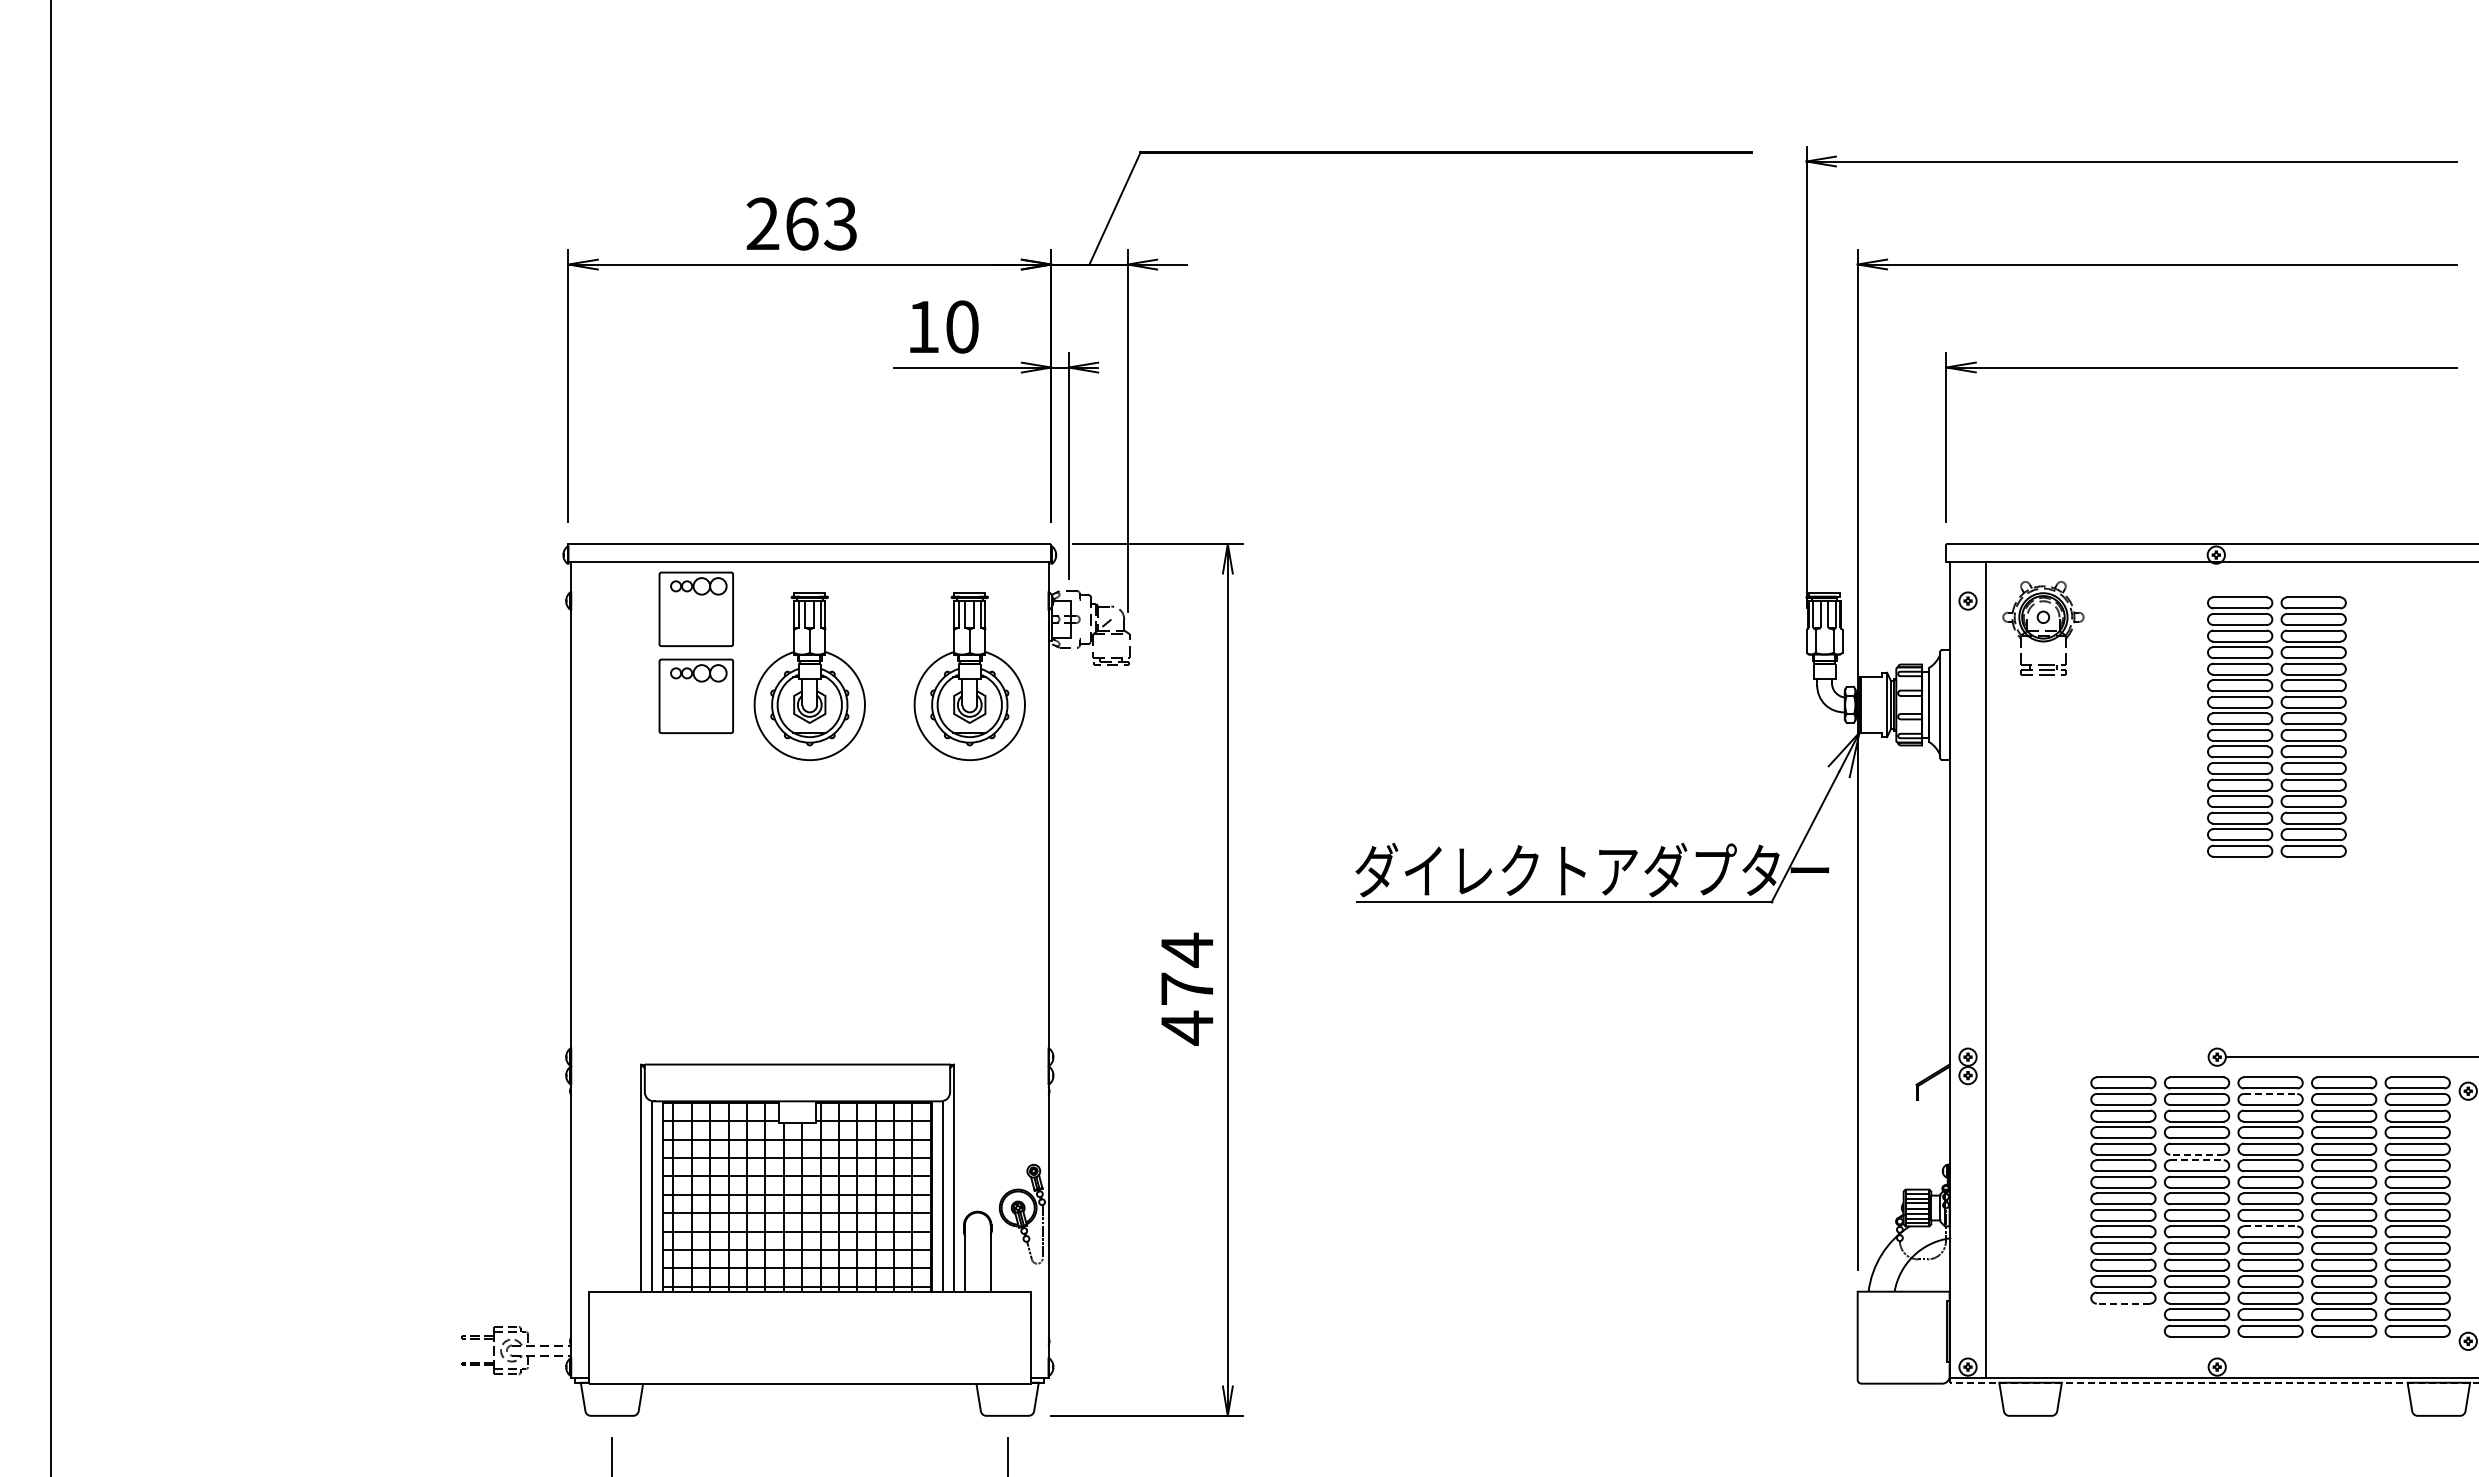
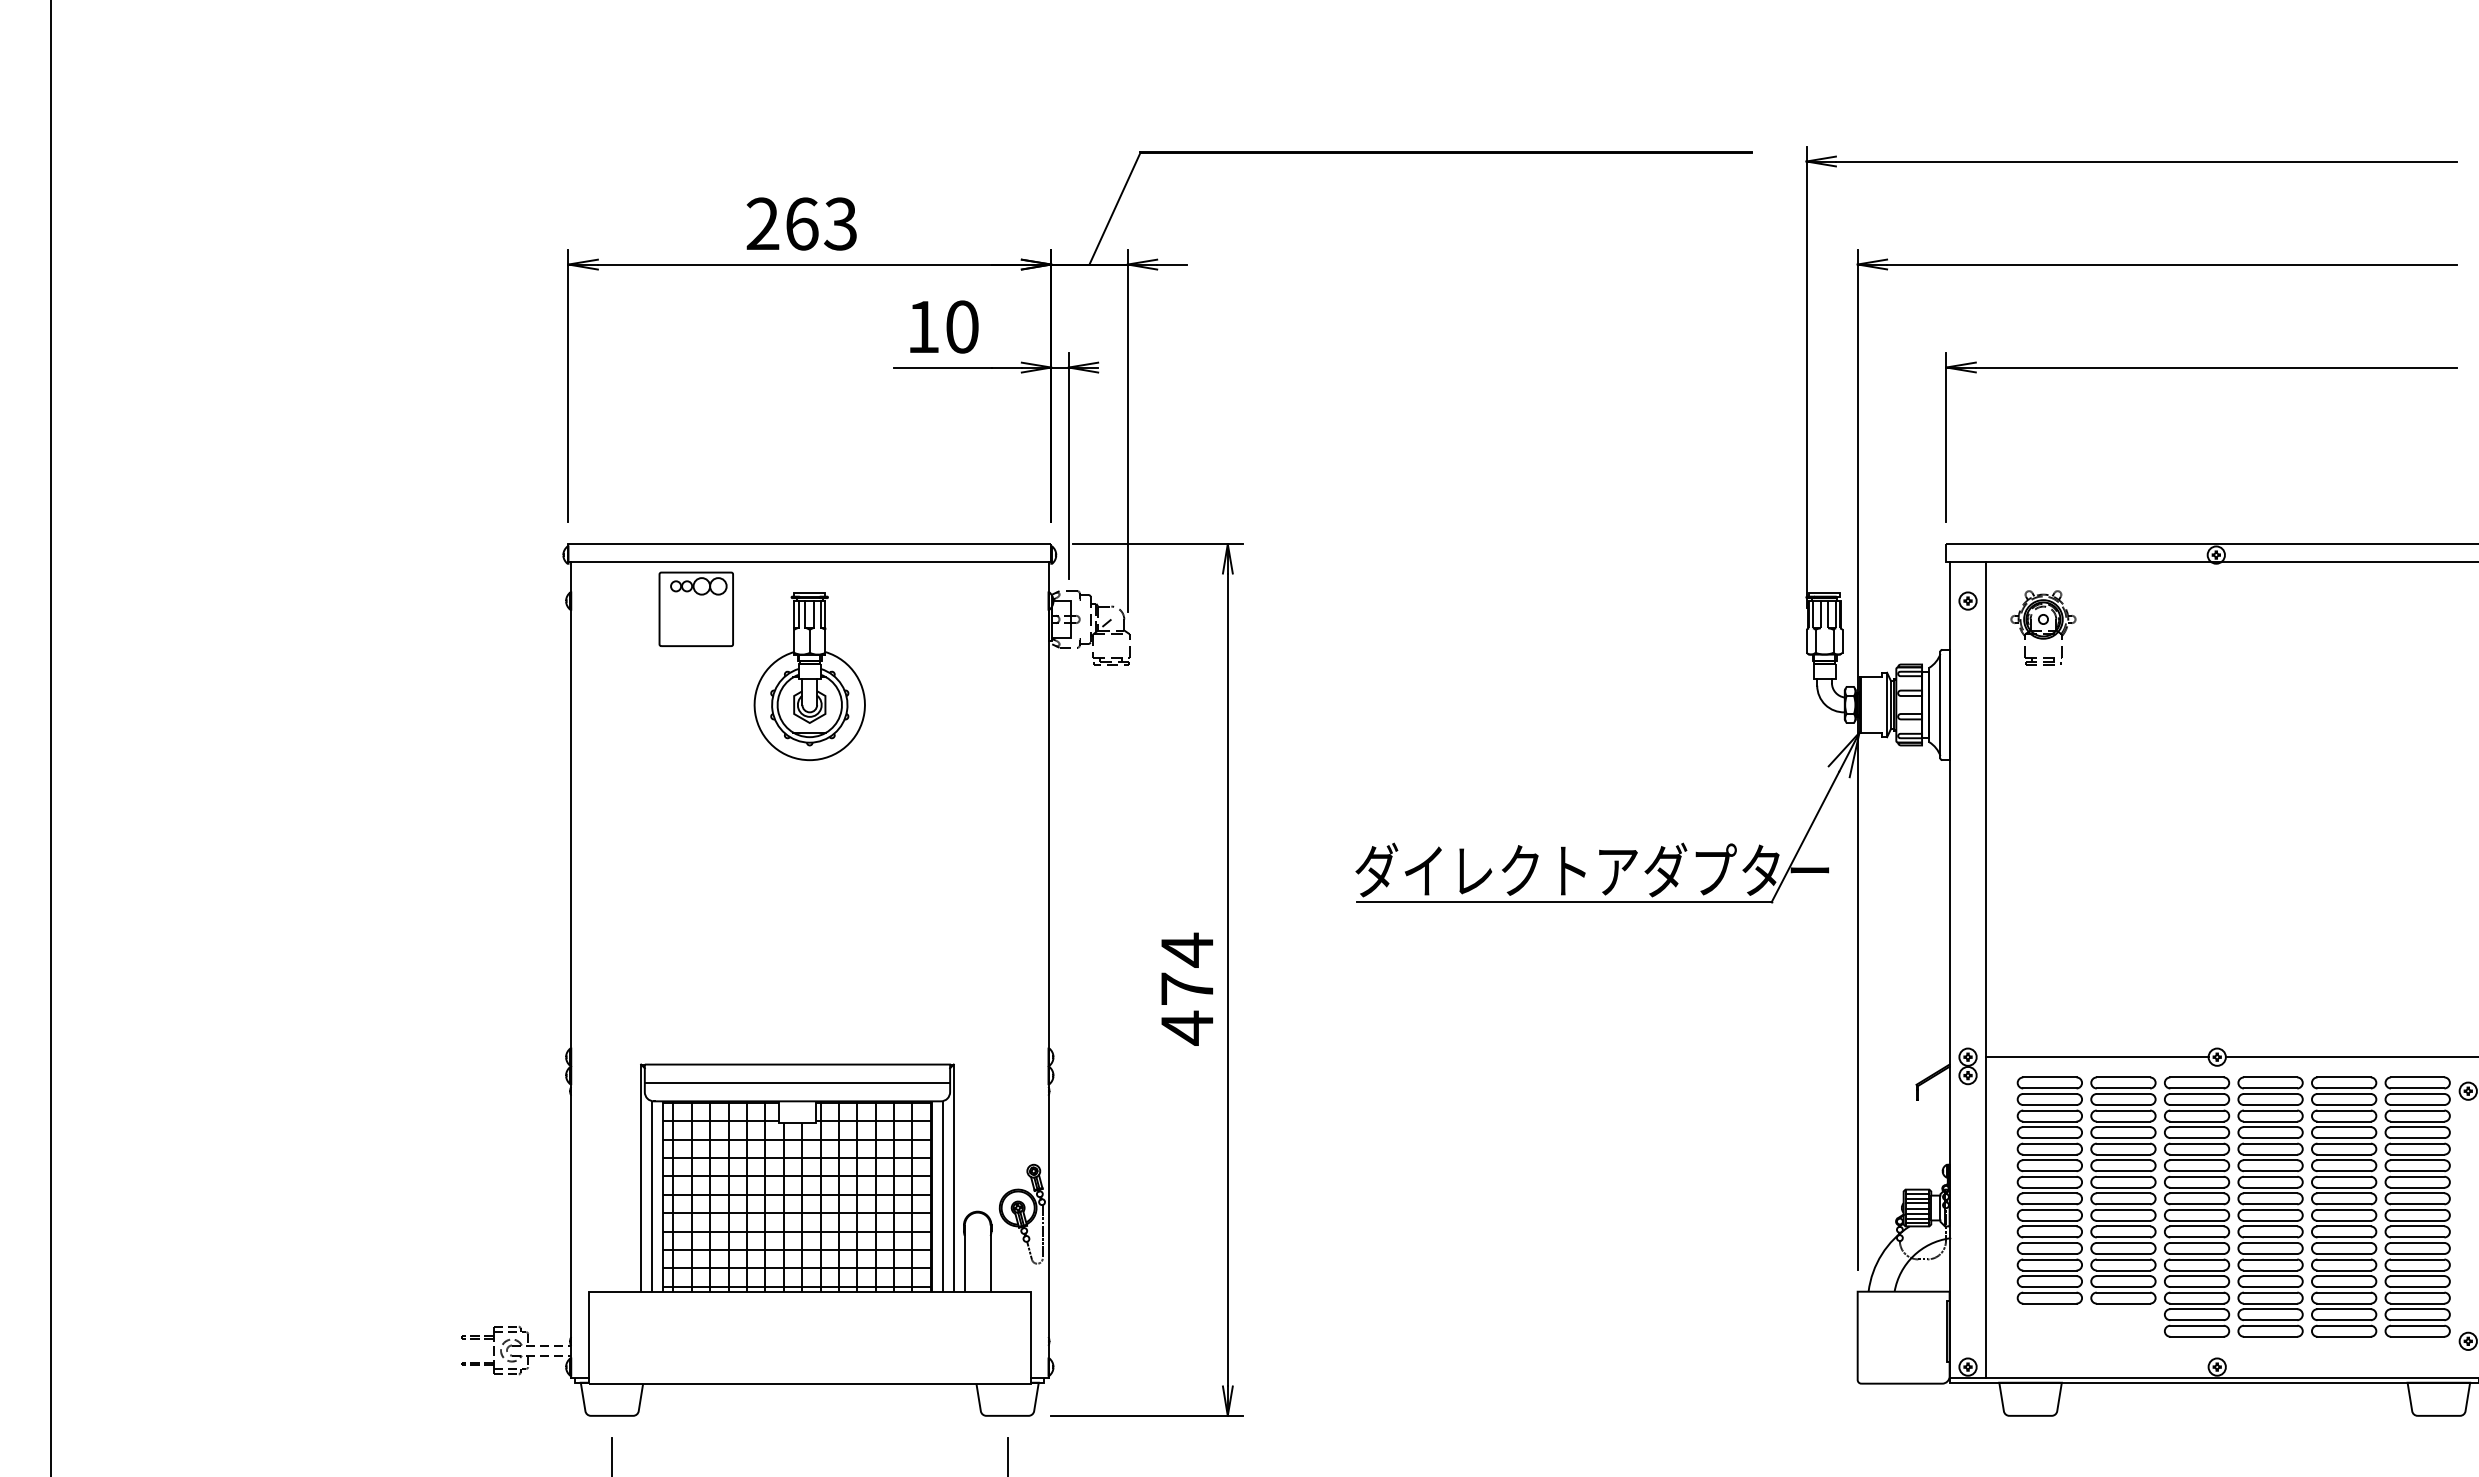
part size: 83x95 px -> 67x76 px (2043, 627)
part: present -> none (969, 676)
part: present -> none (695, 695)
part: present -> none (2276, 726)
line: none -> present (2097, 1057)
line: none -> present (797, 1082)
line: dashed -> solid (2270, 1093)
line: dashed -> solid (2197, 1154)
line: dashed -> solid (2197, 1160)
part: none -> present (2049, 1190)
line: dashed -> solid (2270, 1226)
line: dashed -> solid (2123, 1303)
line: dashed -> solid (2211, 1382)
